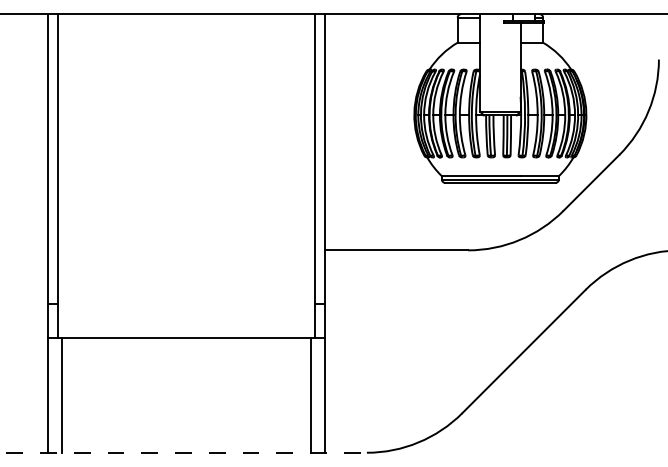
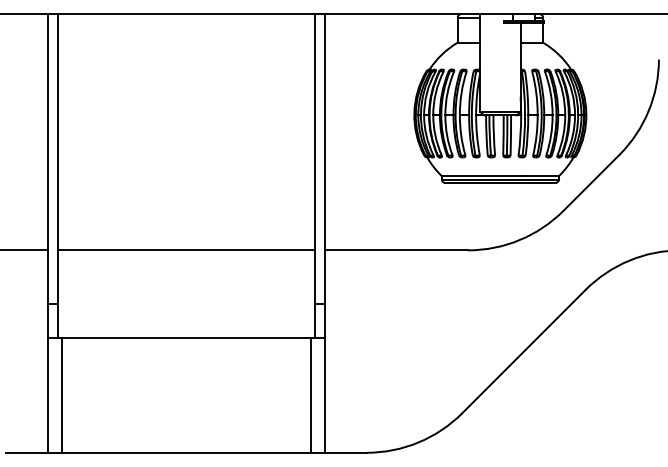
line: none -> present (25, 250)
line: none -> present (186, 250)
line: dashed -> solid (187, 452)
